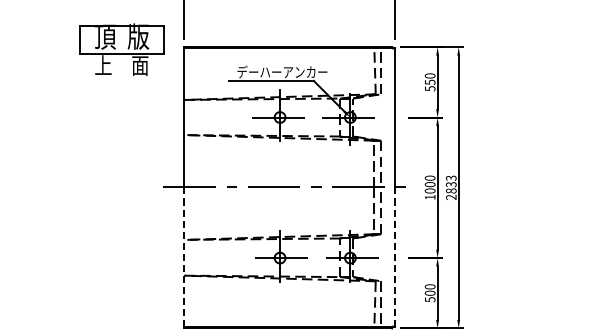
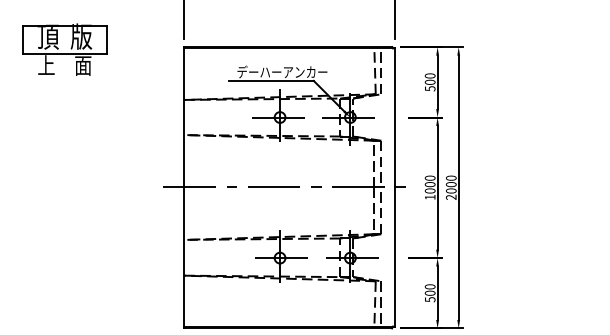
part position: (121, 49) -> (64, 49) (64, 49)
text: 550 -> 500 (429, 81)
text: 2833 -> 2000 (451, 184)
line: dashed -> solid (395, 257)
line: dashed -> solid (184, 258)
